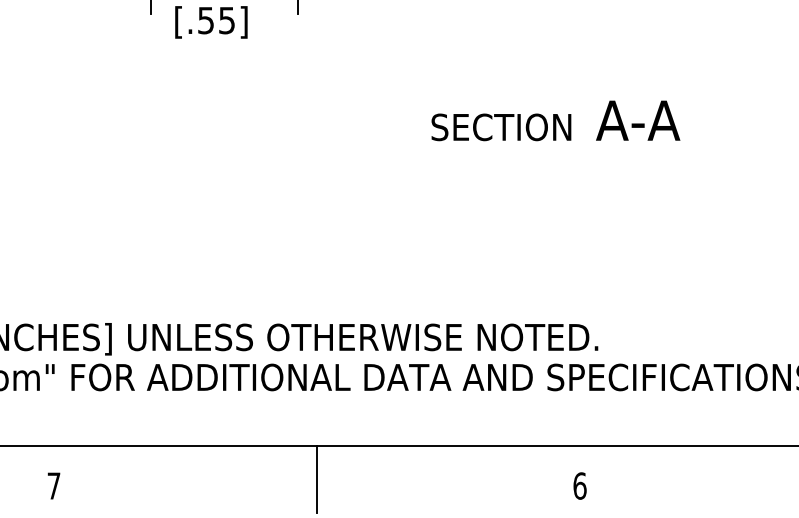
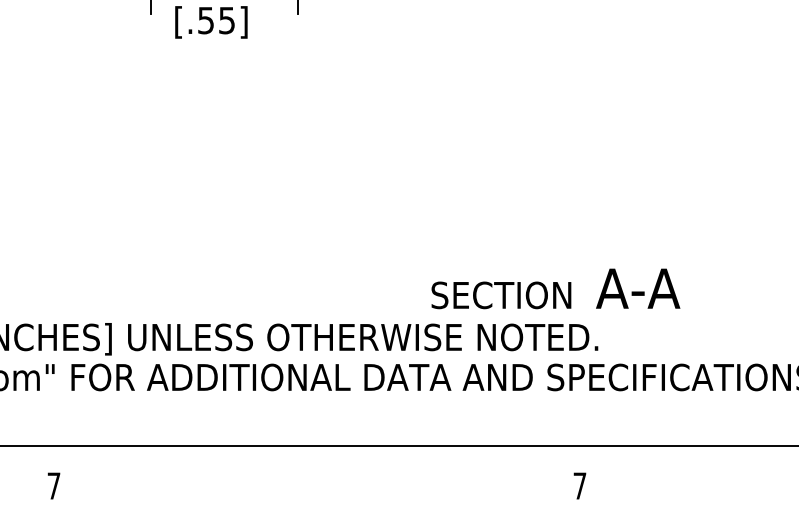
text position: (555, 120) -> (555, 288) (555, 288)
line: present -> none (317, 479)
text: 6 -> 7 (579, 485)
